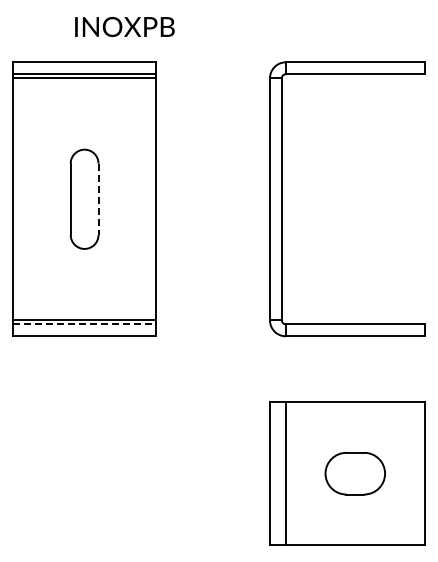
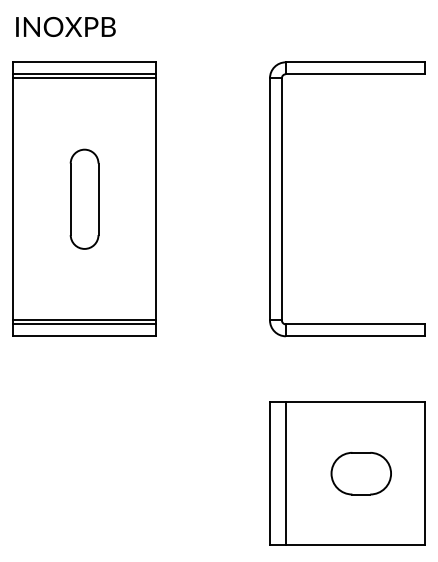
text position: (124, 26) -> (65, 26) (65, 26)
line: dashed -> solid (98, 199)
line: dashed -> solid (85, 324)
part position: (354, 473) -> (360, 473) (360, 473)
